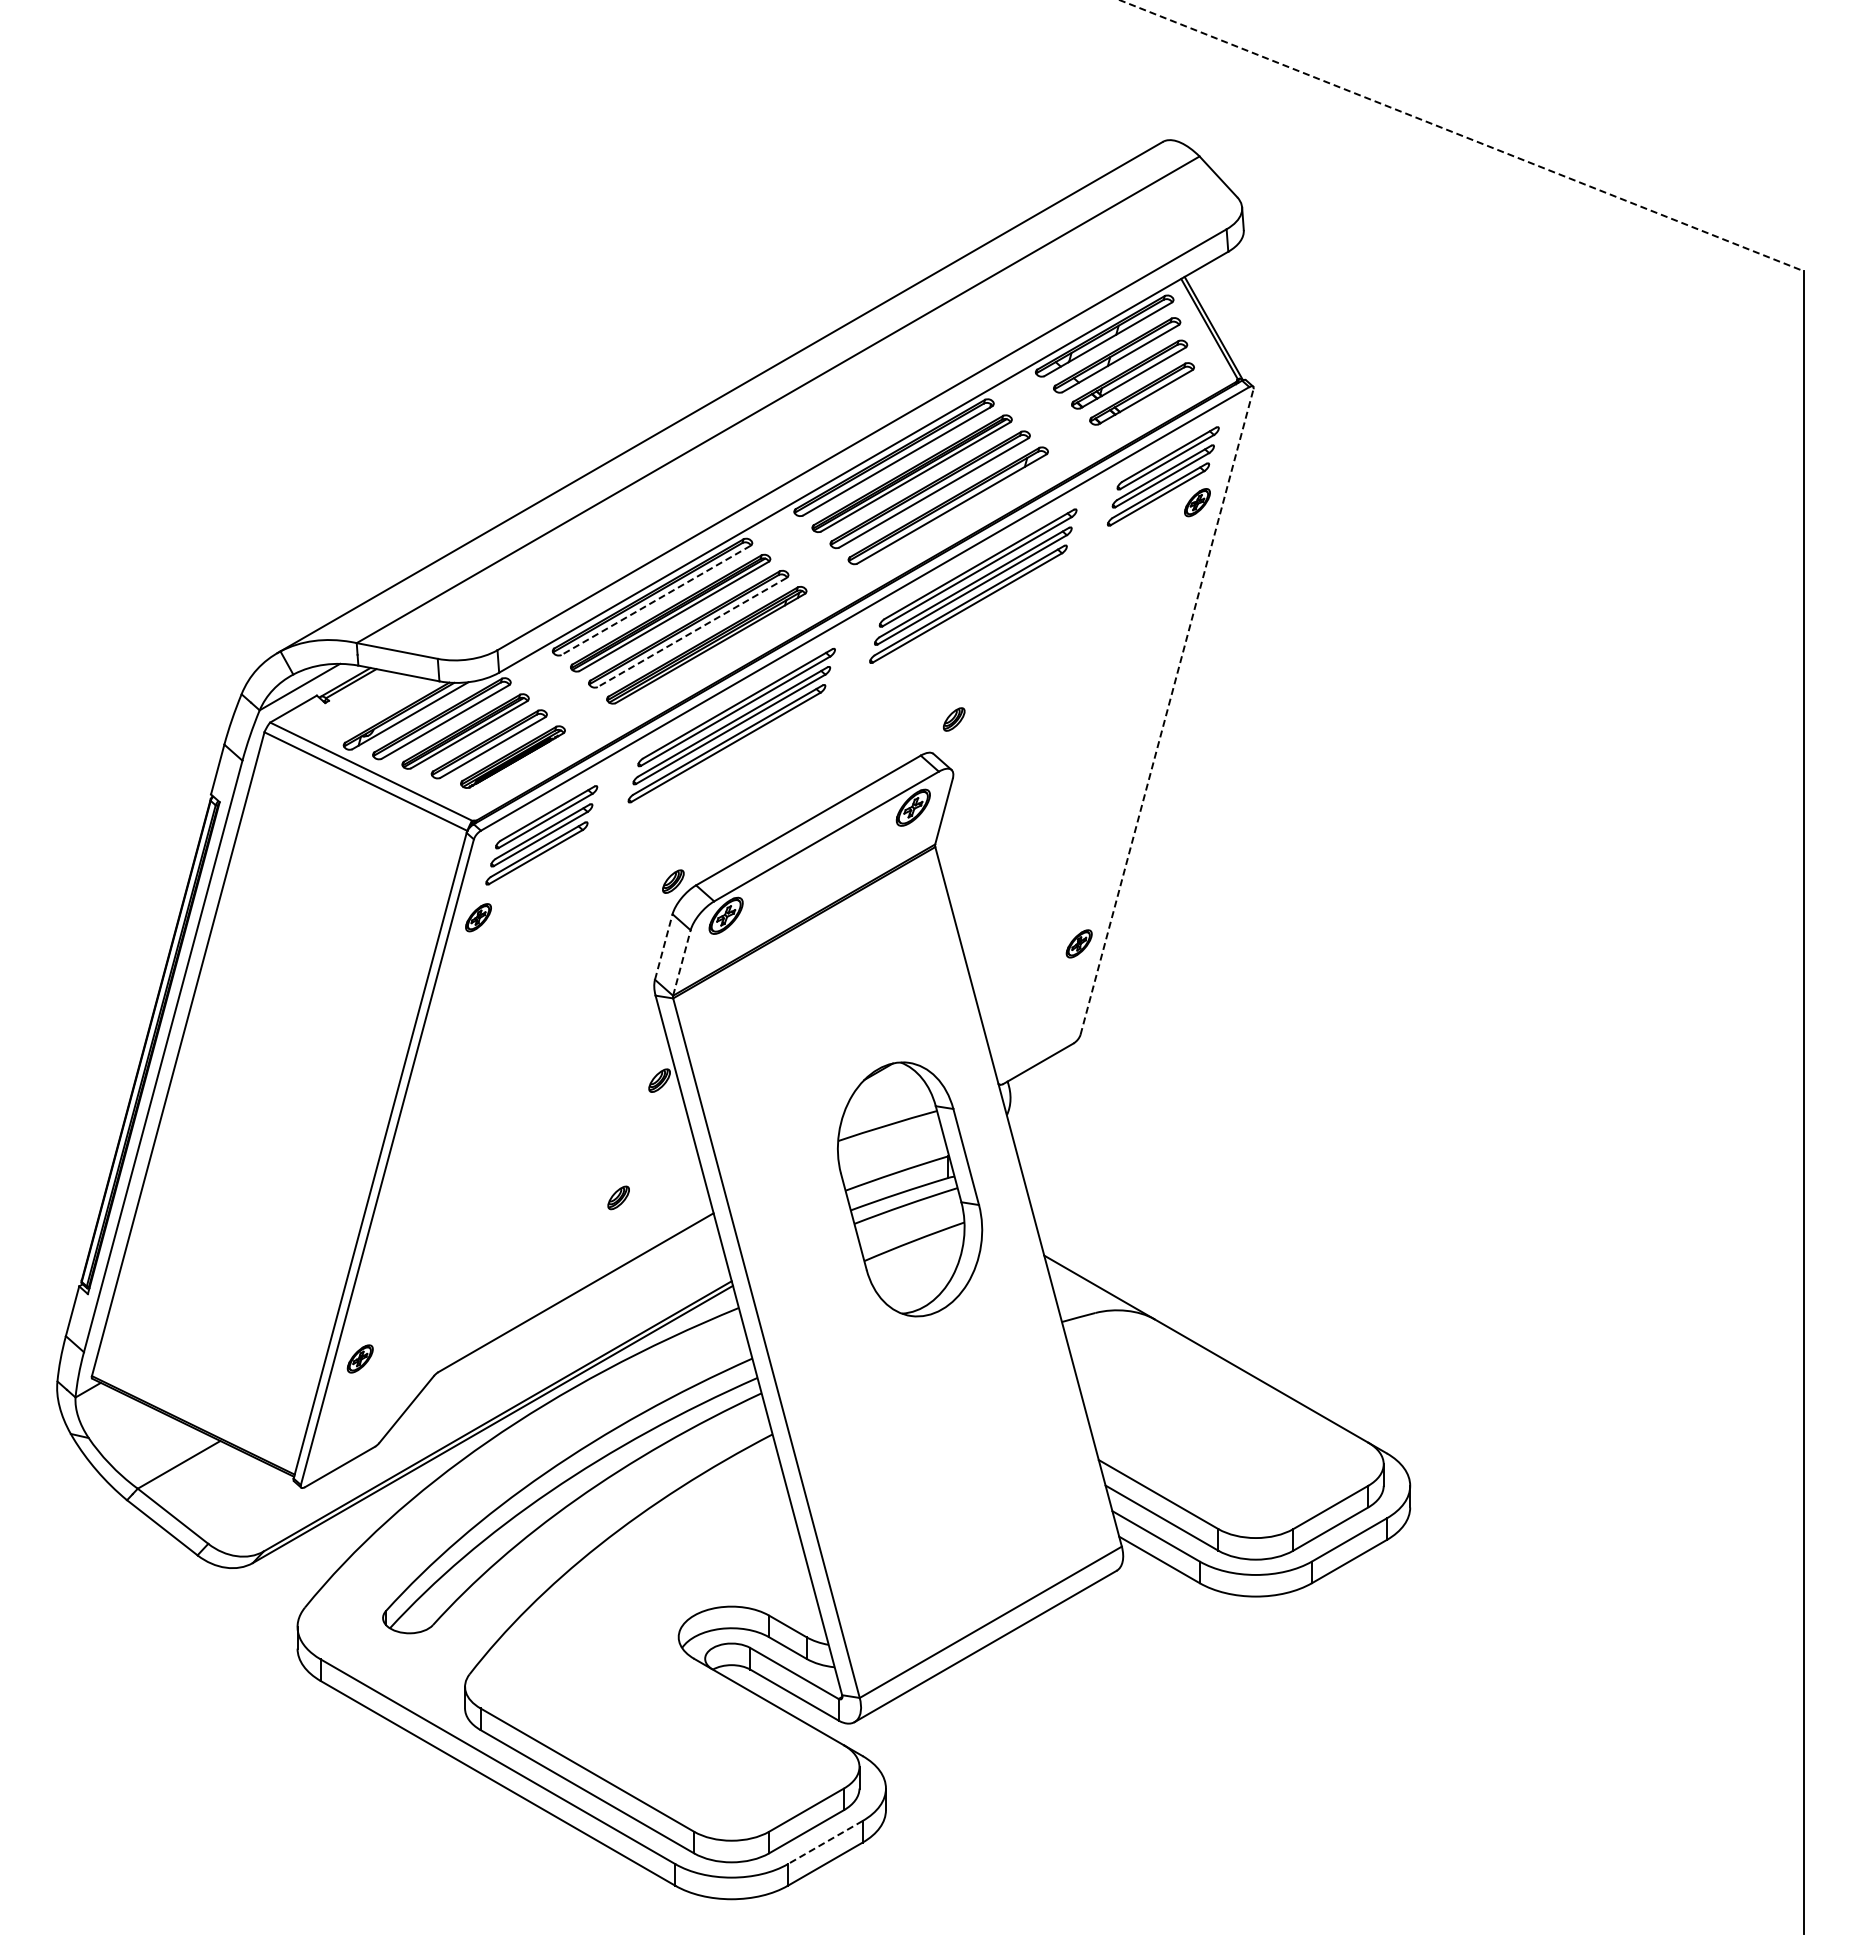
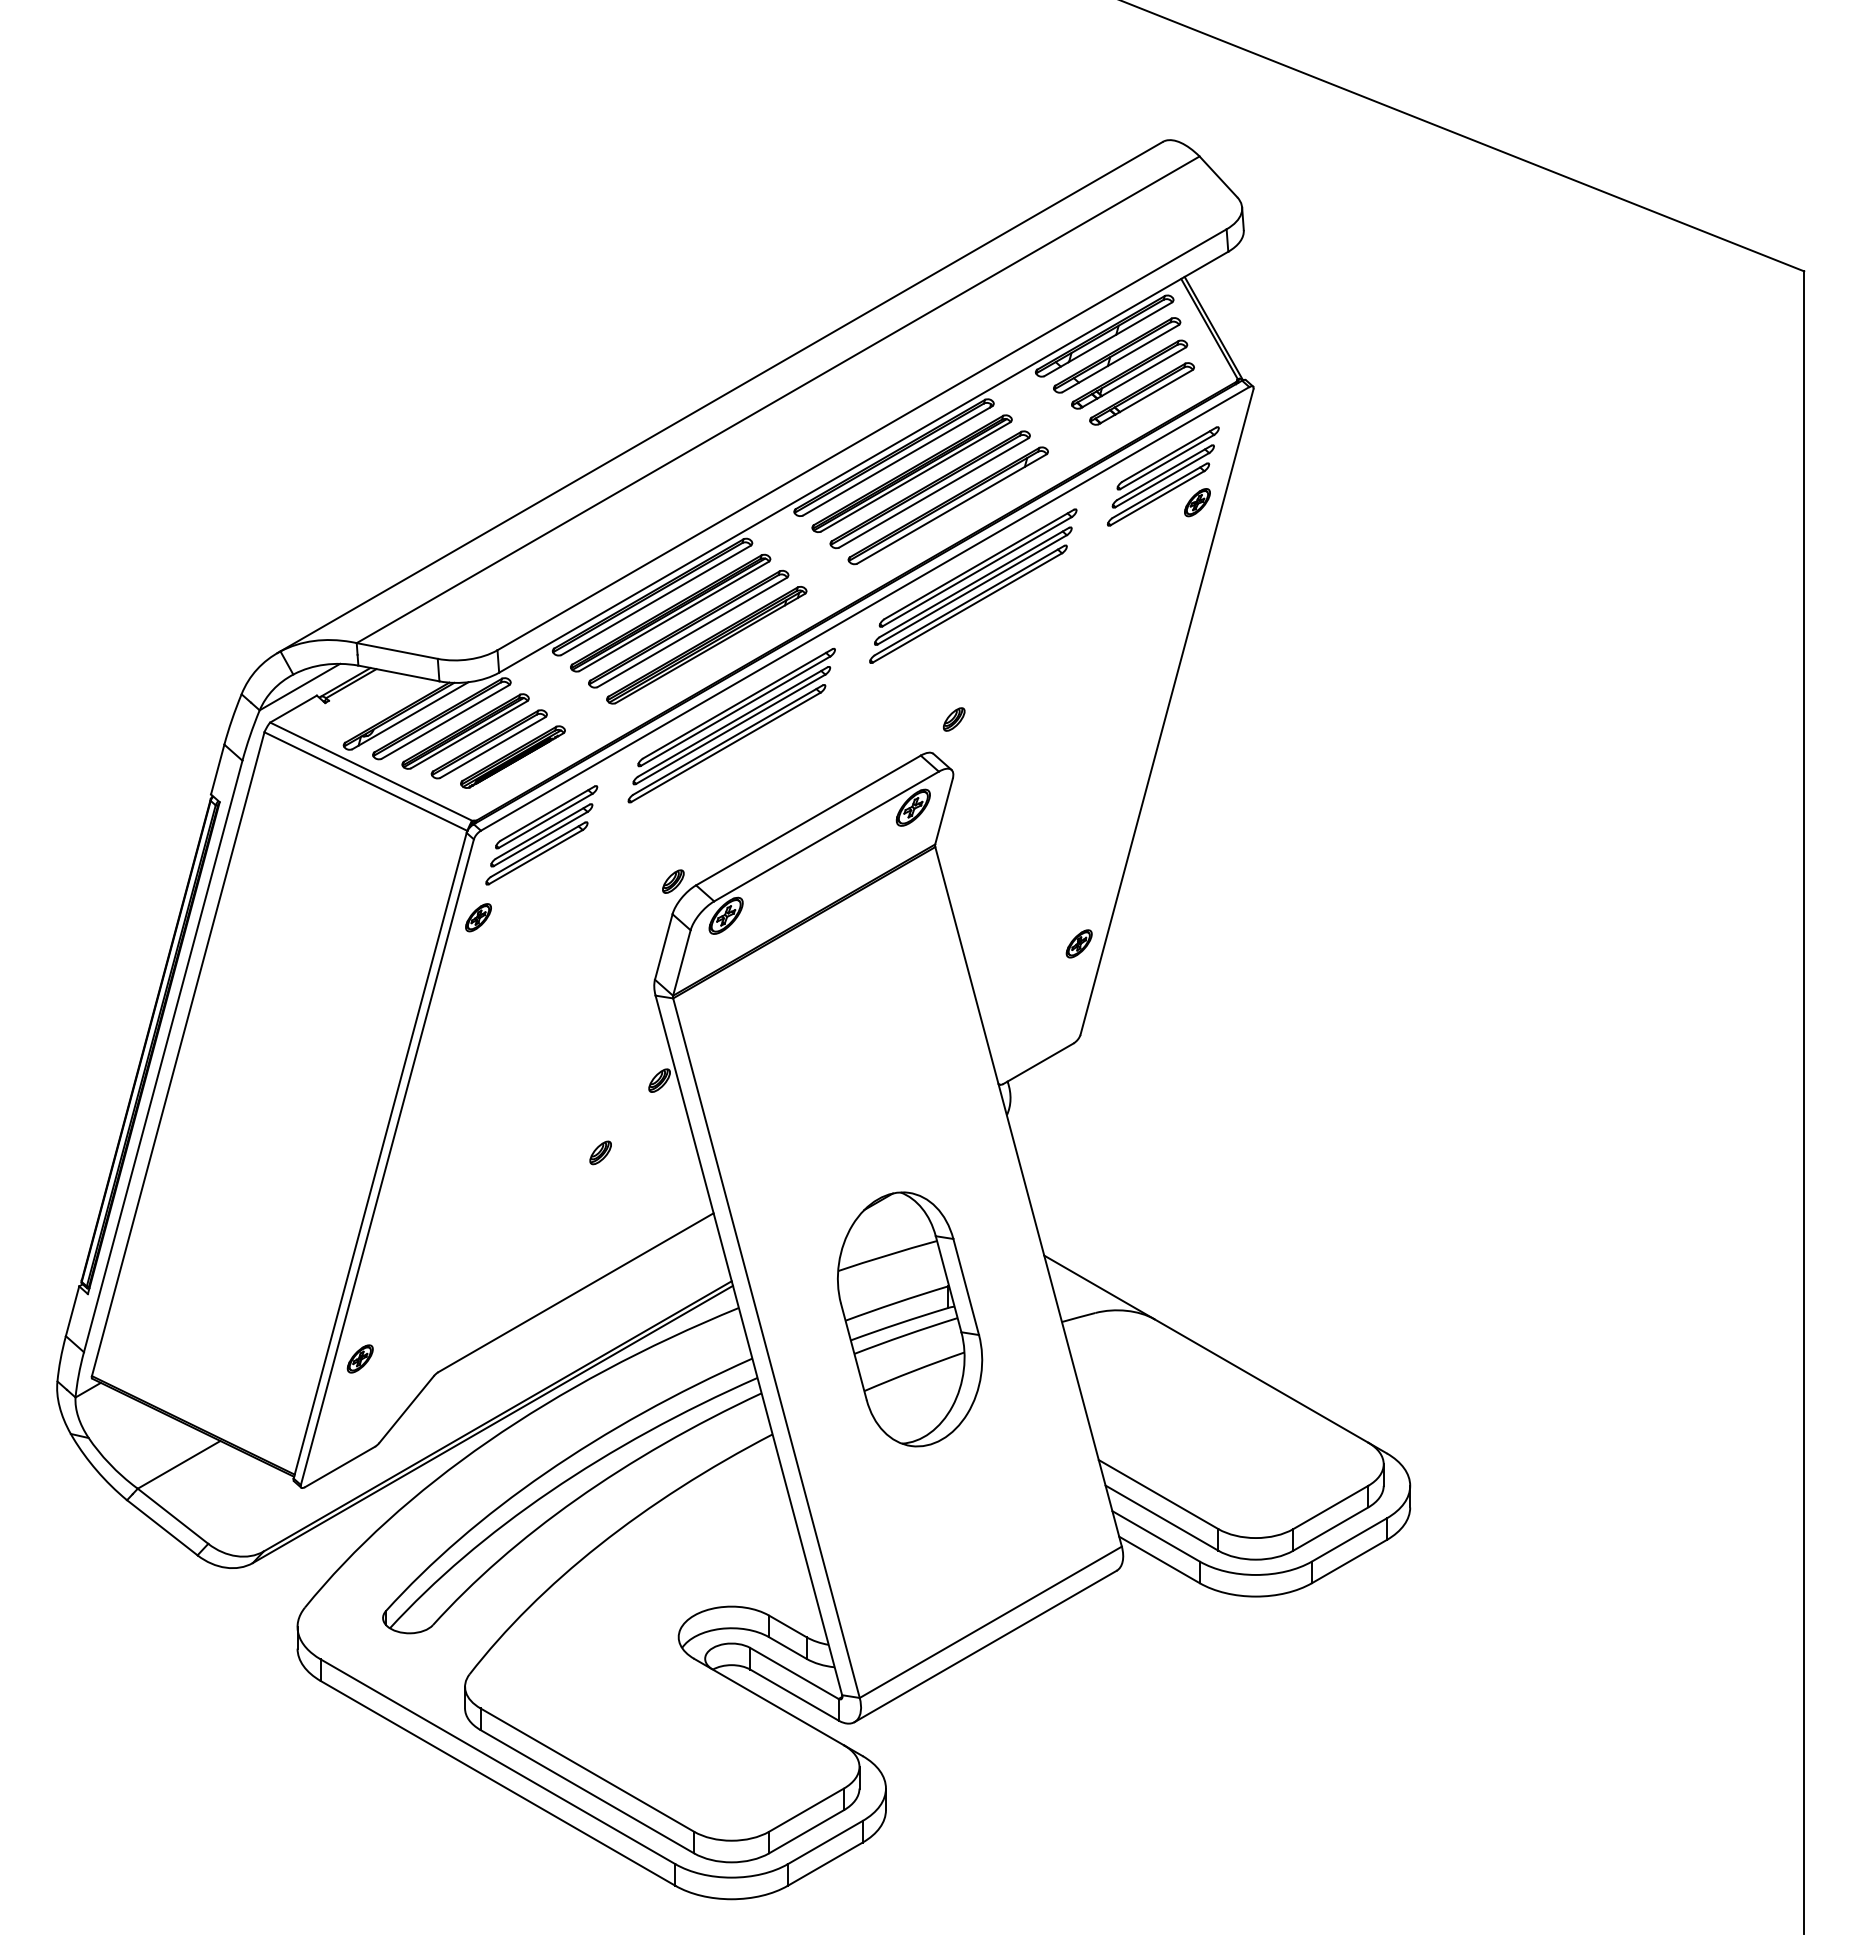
line: dashed -> solid (1462, 135)
line: dashed -> solid (655, 600)
line: dashed -> solid (691, 632)
line: dashed -> solid (1167, 711)
line: dashed -> solid (663, 946)
line: dashed -> solid (681, 963)
part position: (910, 1189) -> (910, 1319) (910, 1319)
part position: (618, 1197) -> (600, 1152) (600, 1152)
line: dashed -> solid (824, 1842)
